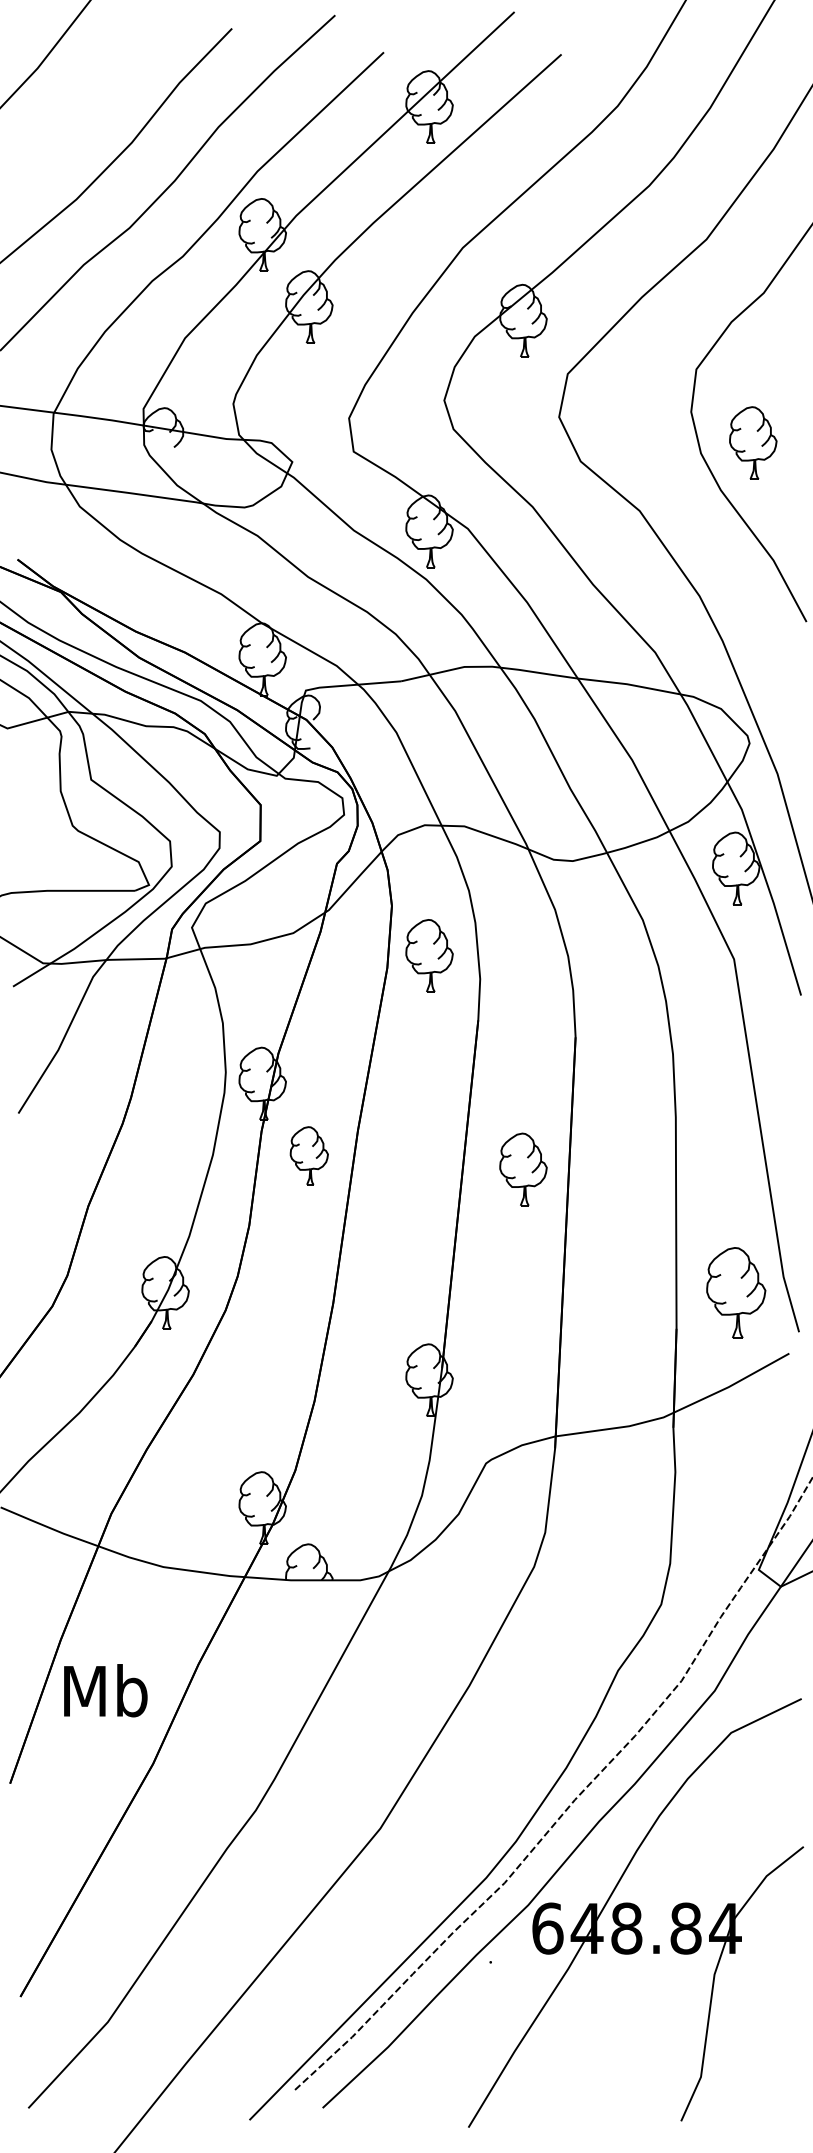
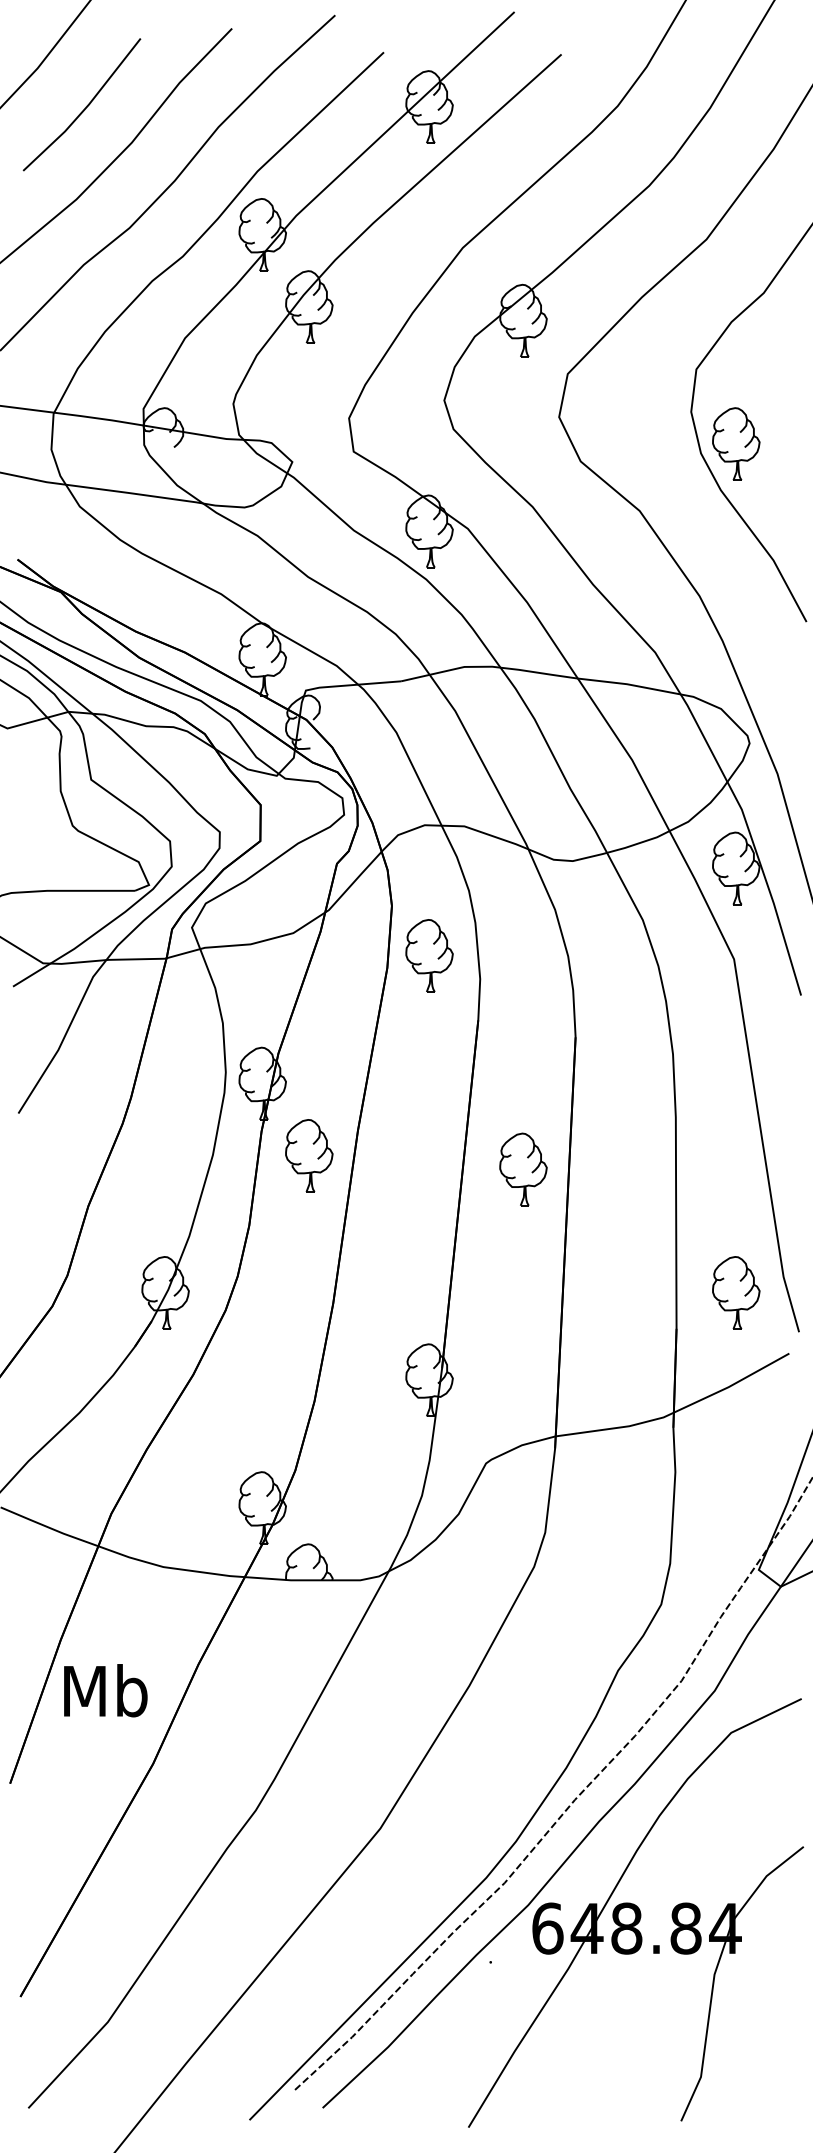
line: none -> present (85, 107)
part position: (753, 442) -> (736, 443) (736, 443)
part size: 40x60 px -> 49x74 px (309, 1155)
part size: 61x92 px -> 49x74 px (736, 1292)
